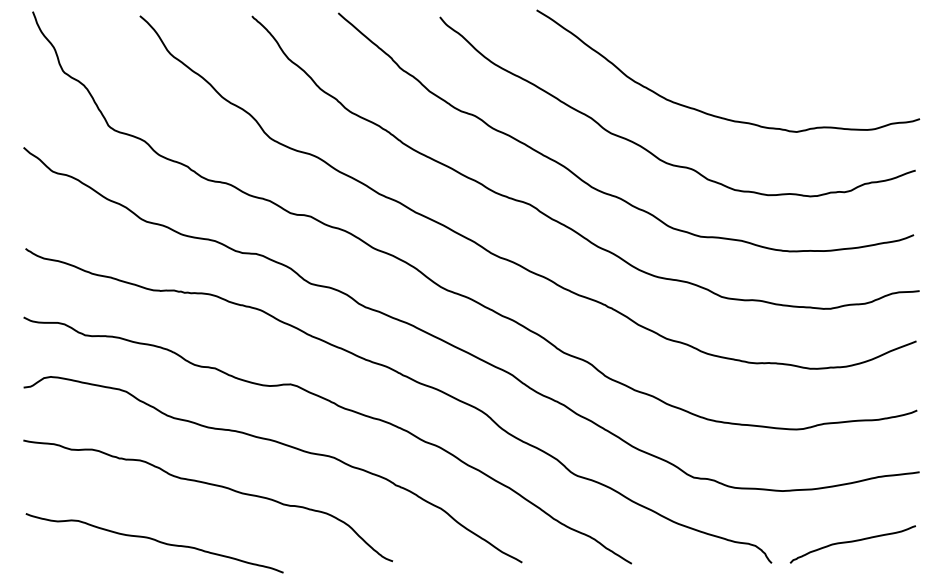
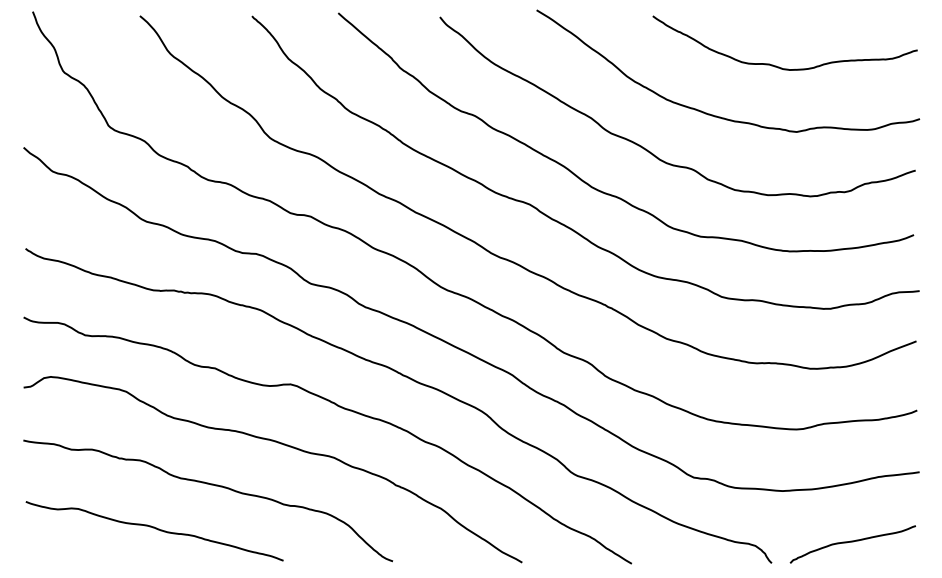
curve: none -> present (776, 65)
curve position: (155, 541) -> (155, 529) (155, 529)
